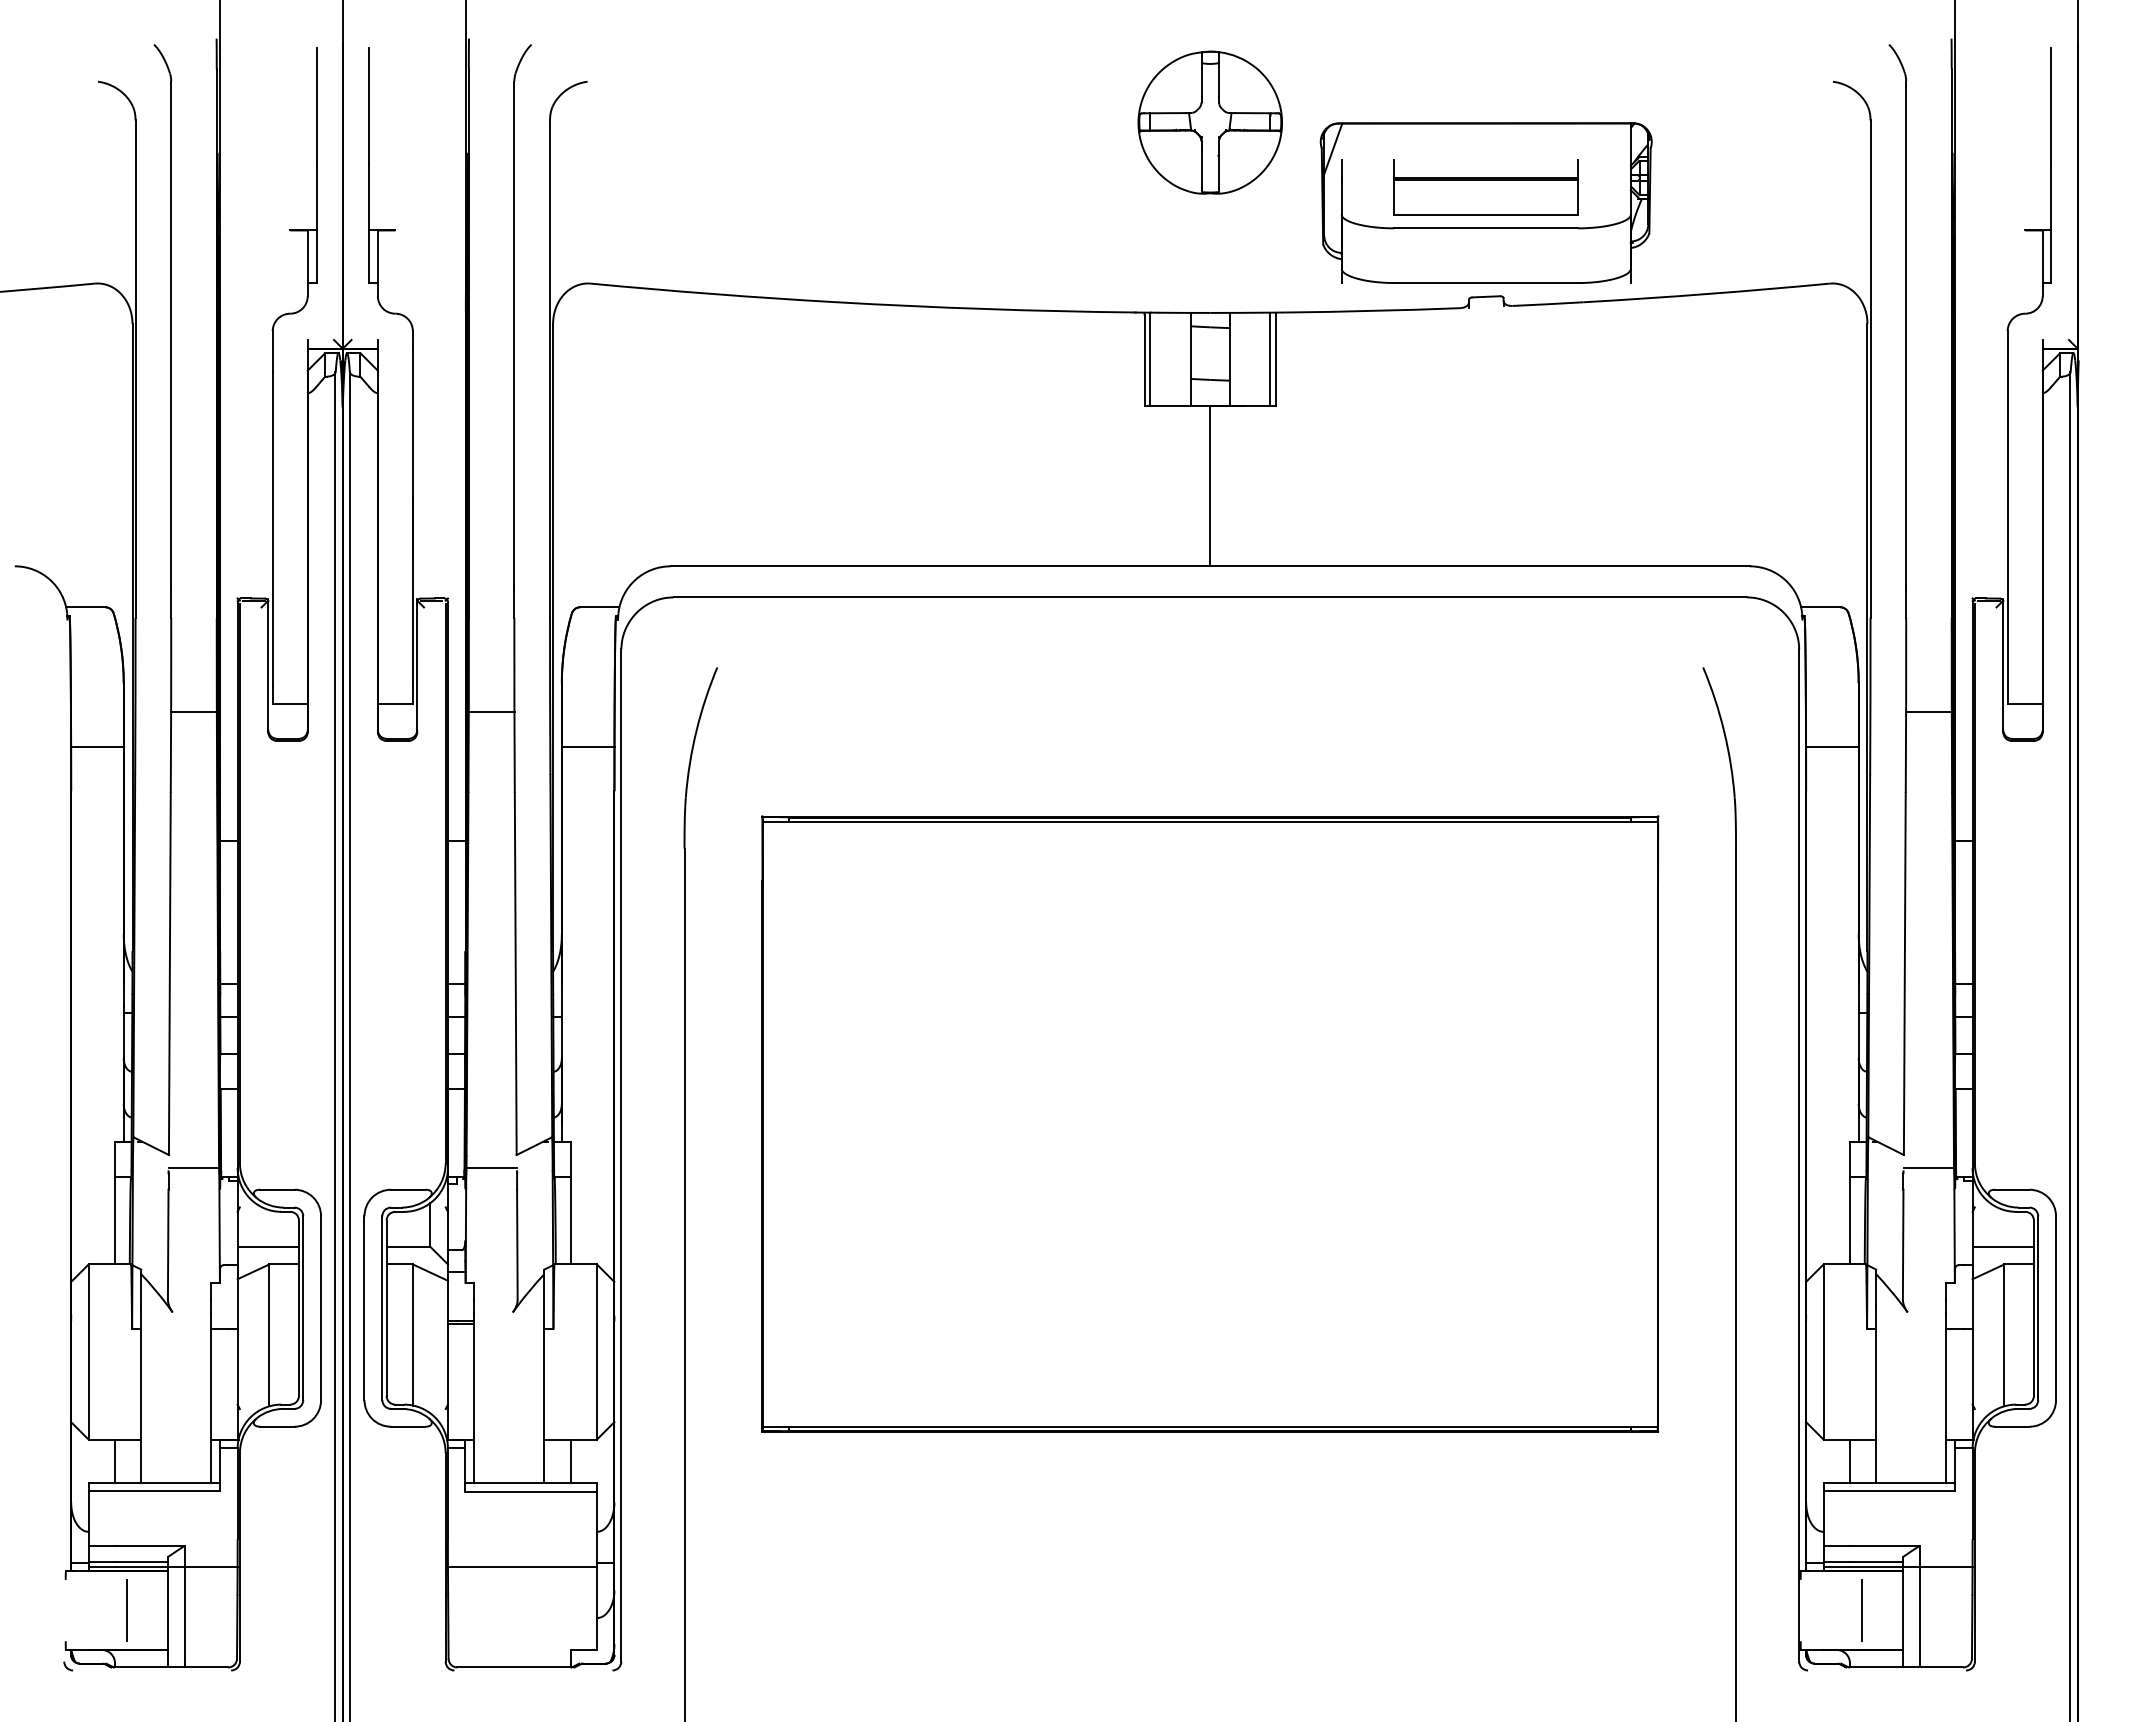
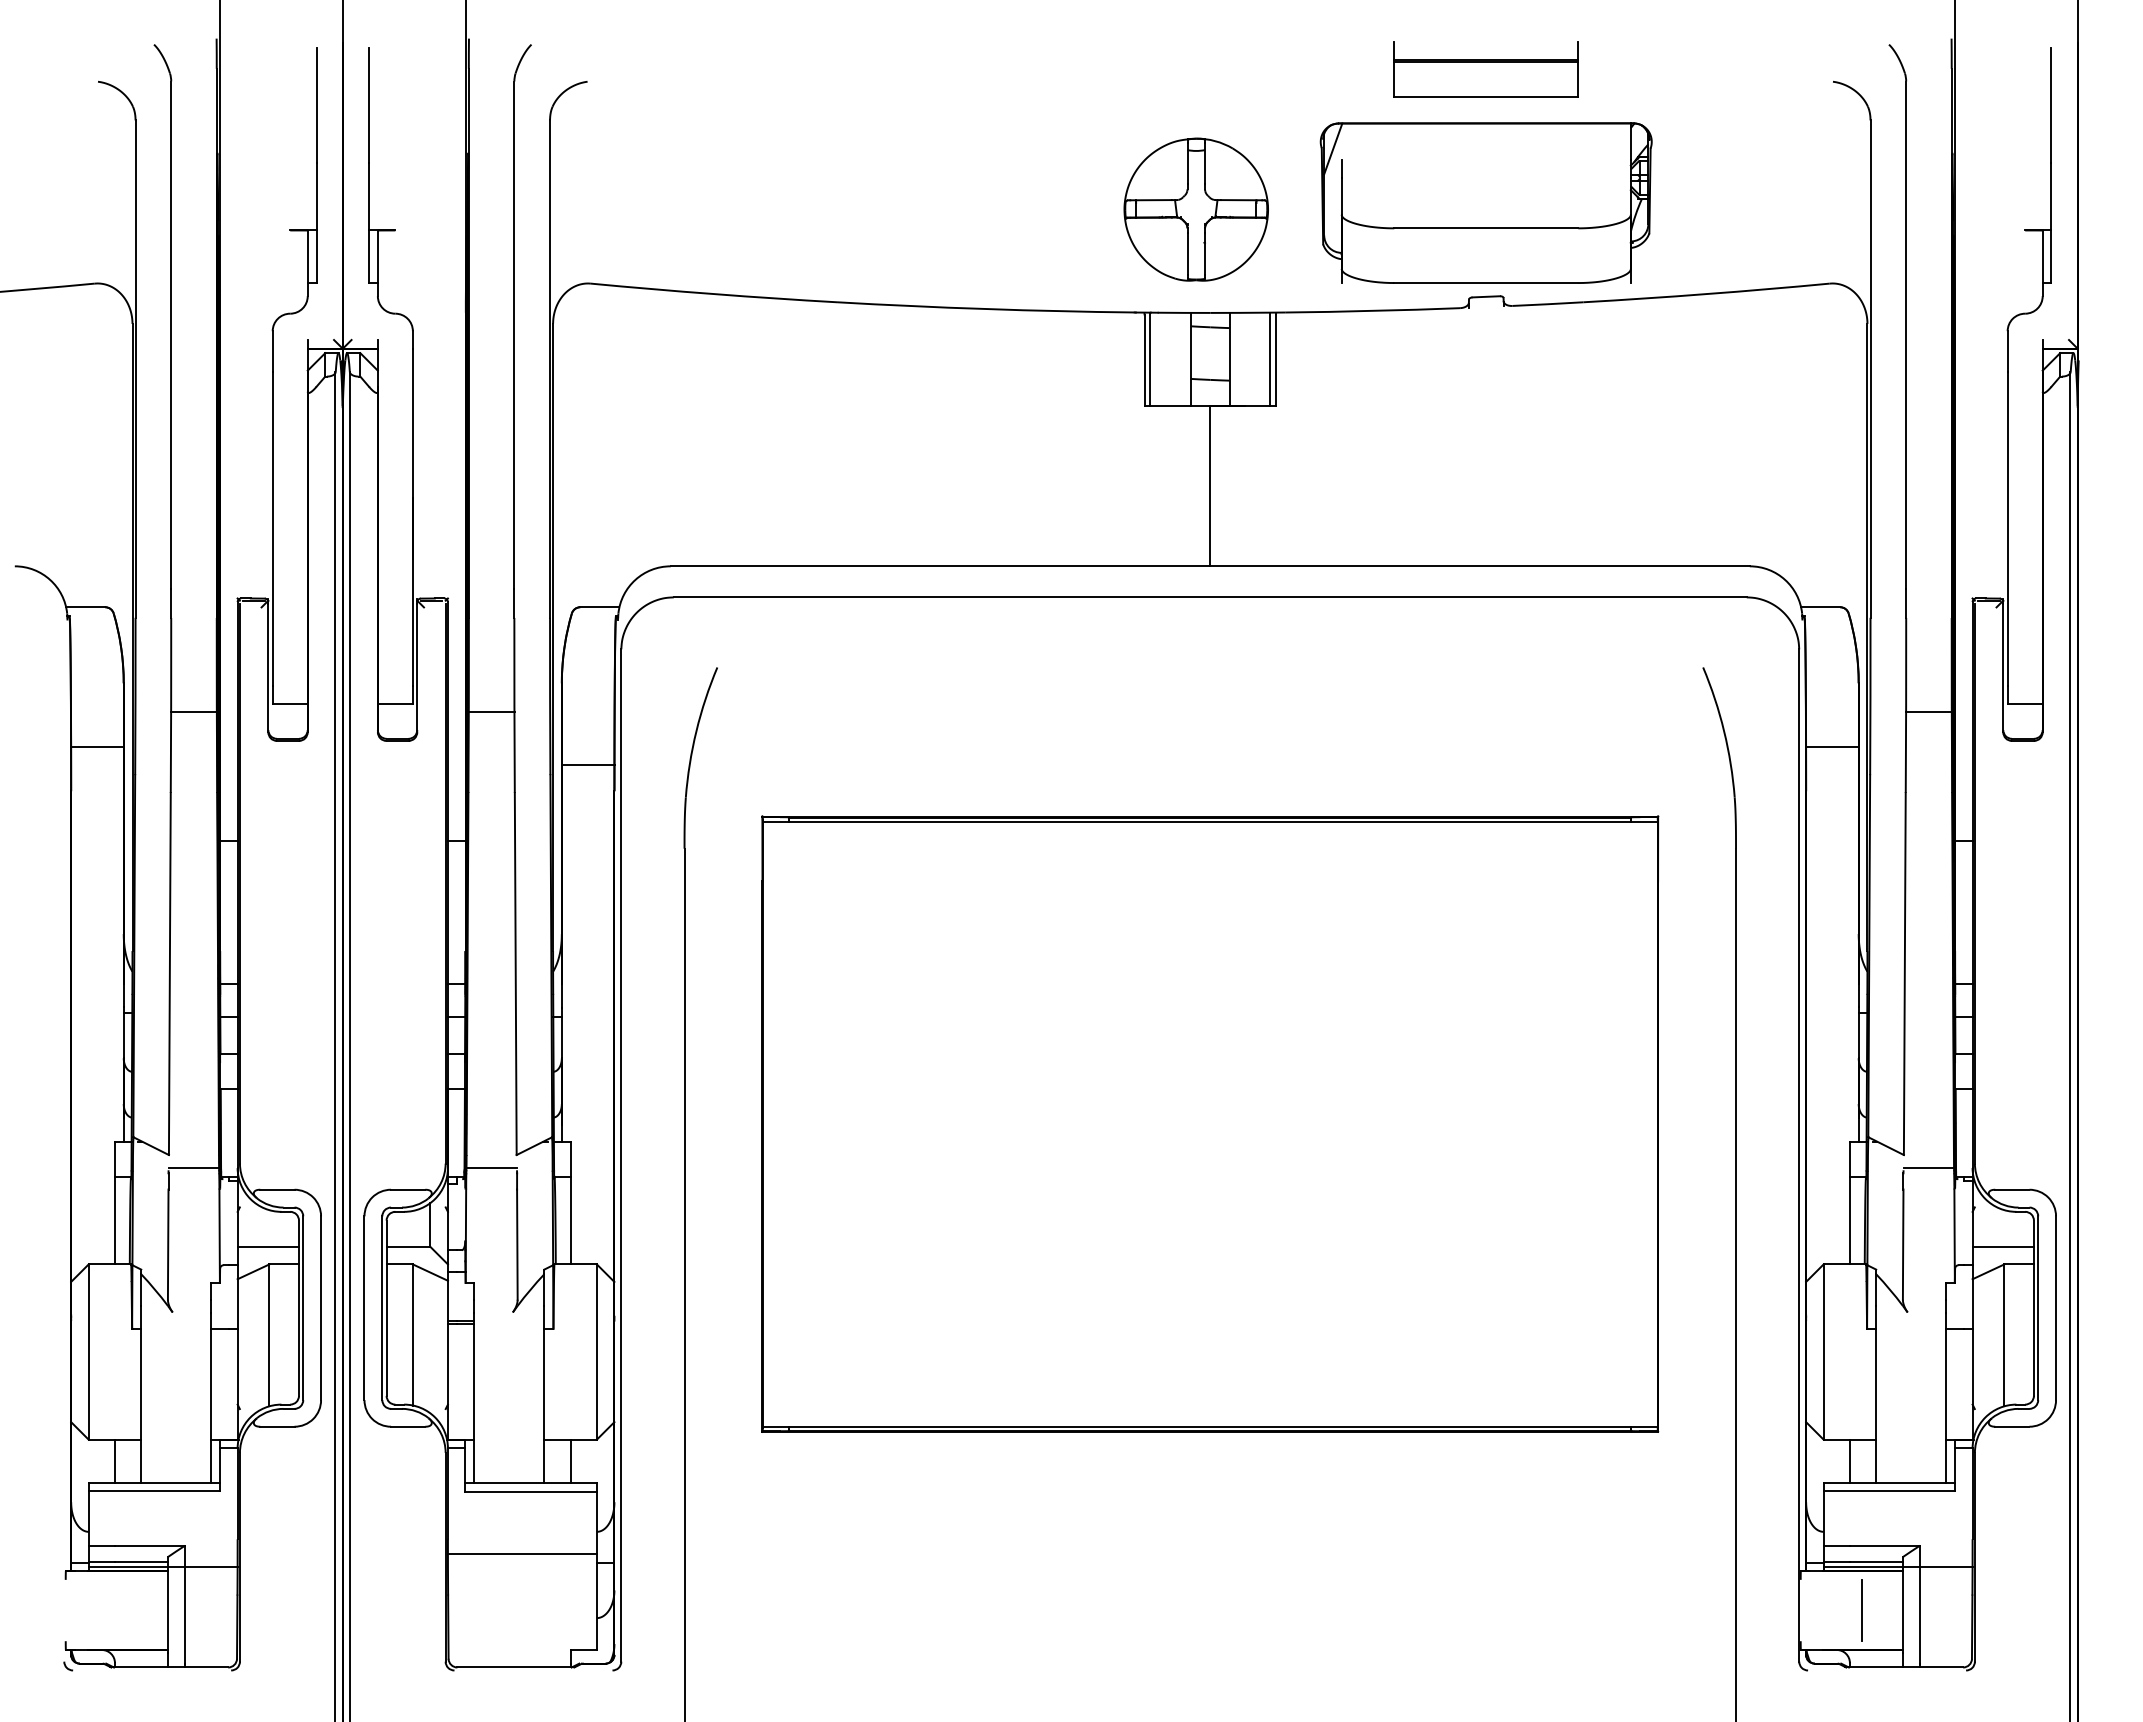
part position: (1209, 122) -> (1195, 209) (1195, 209)
part position: (1485, 187) -> (1485, 69) (1485, 69)
line position: (587, 747) -> (587, 765) (587, 765)
line position: (521, 1566) -> (521, 1553) (521, 1553)
line: present -> none (127, 1610)
